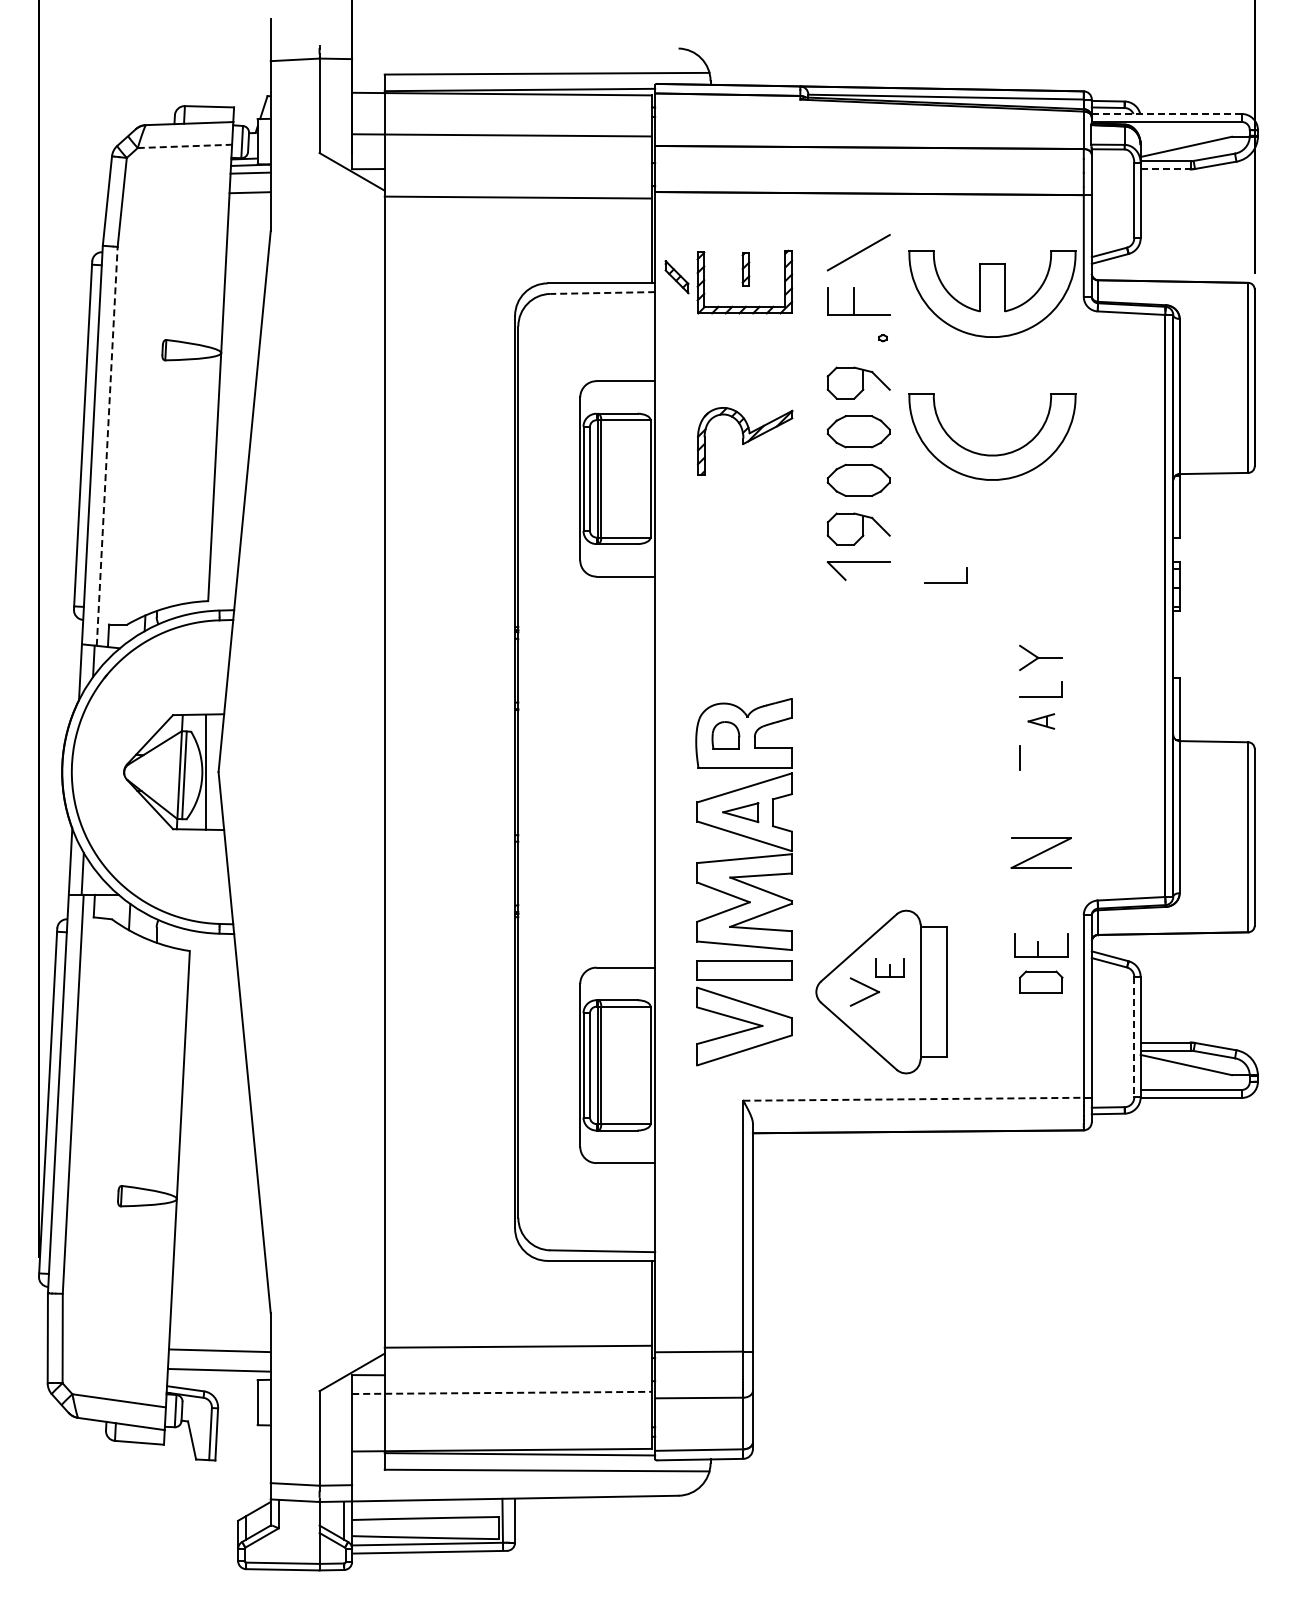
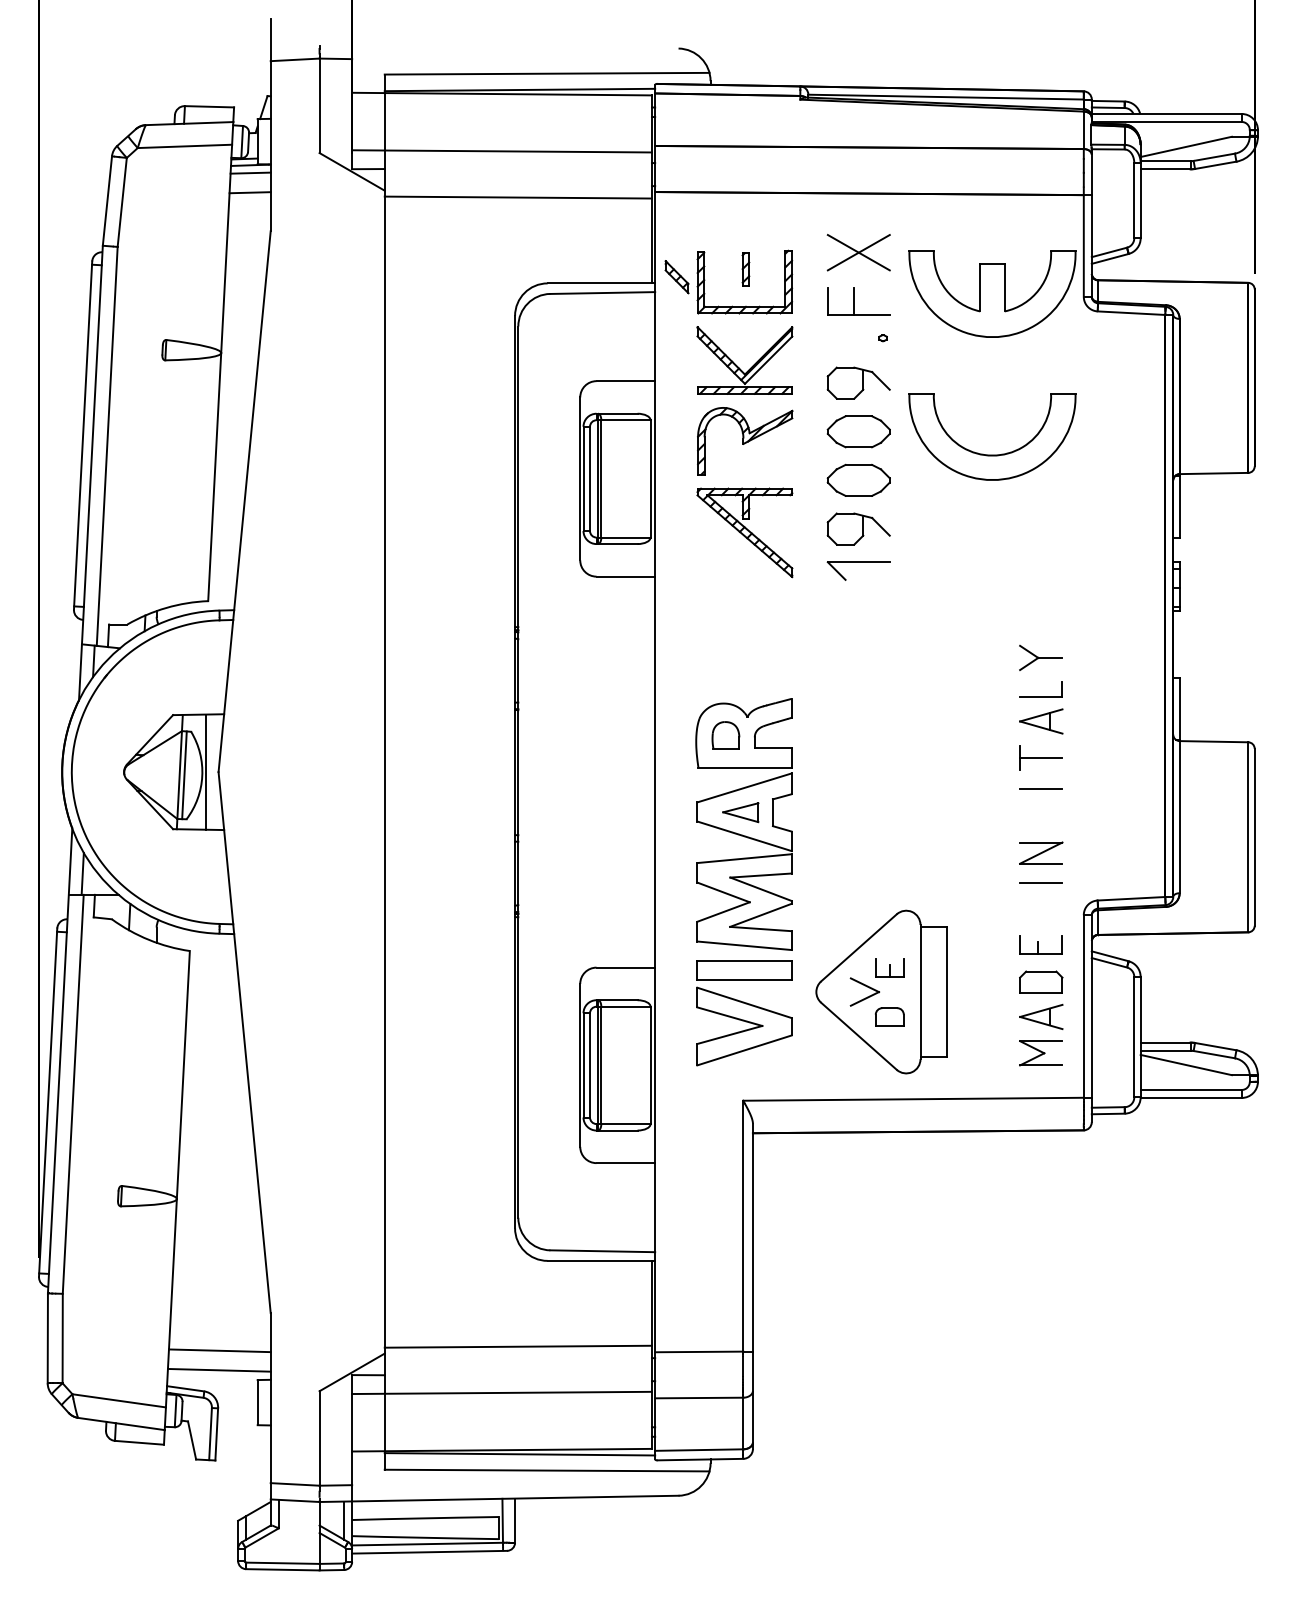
line: dashed -> solid (1165, 113)
line position: (501, 135) -> (501, 151) (501, 151)
line: dashed -> solid (185, 146)
line: dashed -> solid (1165, 169)
line: none -> present (858, 252)
line: dashed -> solid (602, 293)
part: none -> present (738, 366)
line: dashed -> solid (107, 446)
part: none -> present (744, 532)
part: present -> none (945, 582)
part size: 29x17 px -> 45x27 px (1041, 721)
line: none -> present (1041, 757)
line: none -> present (1041, 789)
part size: 62x32 px -> 45x24 px (1041, 852)
line: none -> present (1041, 882)
part size: 55x25 px -> 44x20 px (1040, 944)
part: none -> present (889, 1016)
part: none -> present (1041, 1016)
line: dashed -> solid (1134, 1037)
part: none -> present (1040, 1053)
line: dashed -> solid (914, 1099)
line: dashed -> solid (502, 1392)
